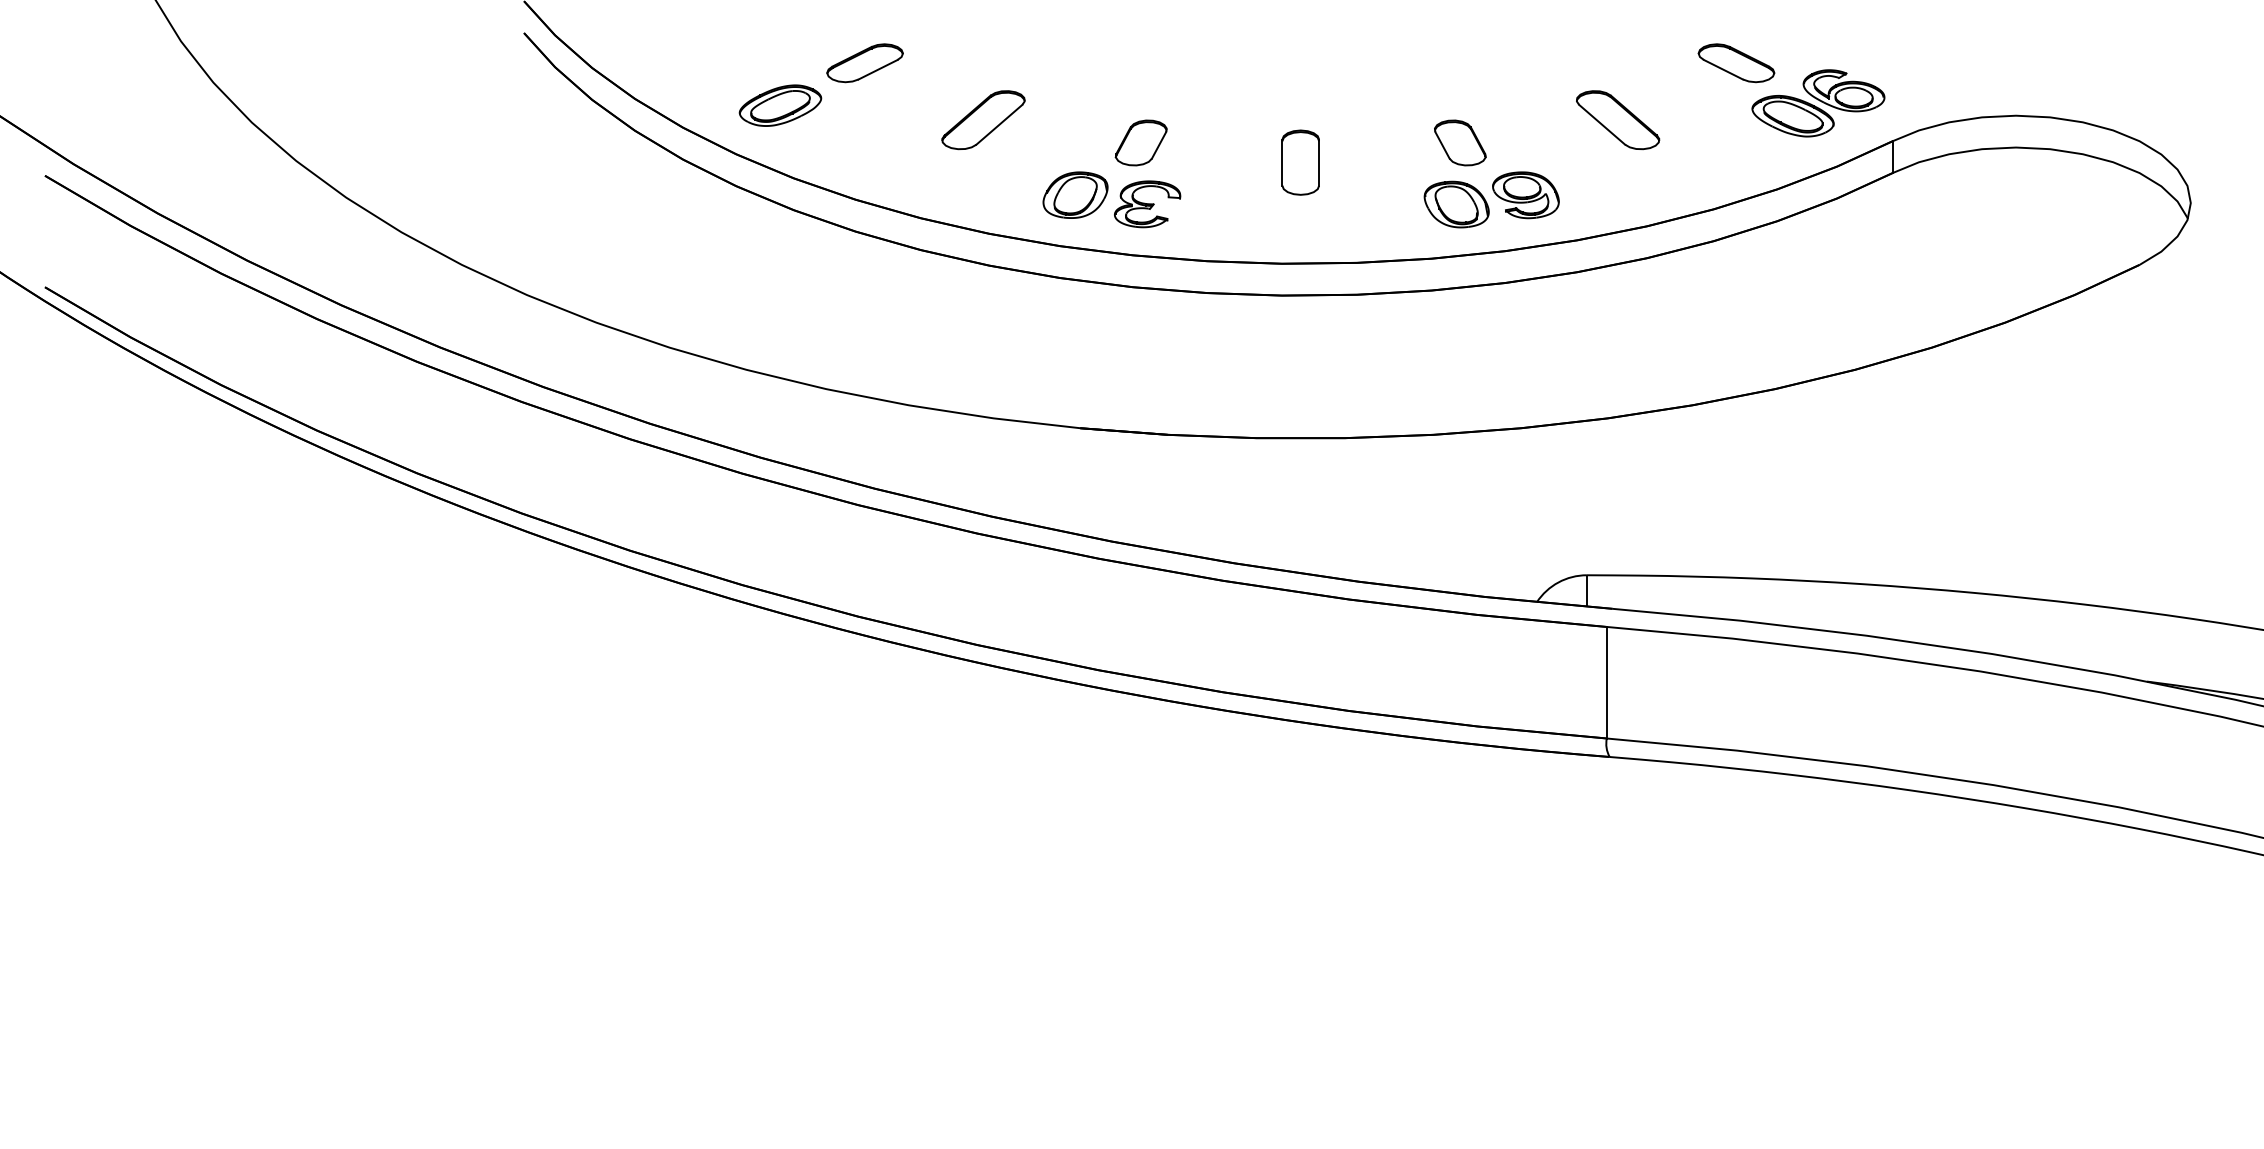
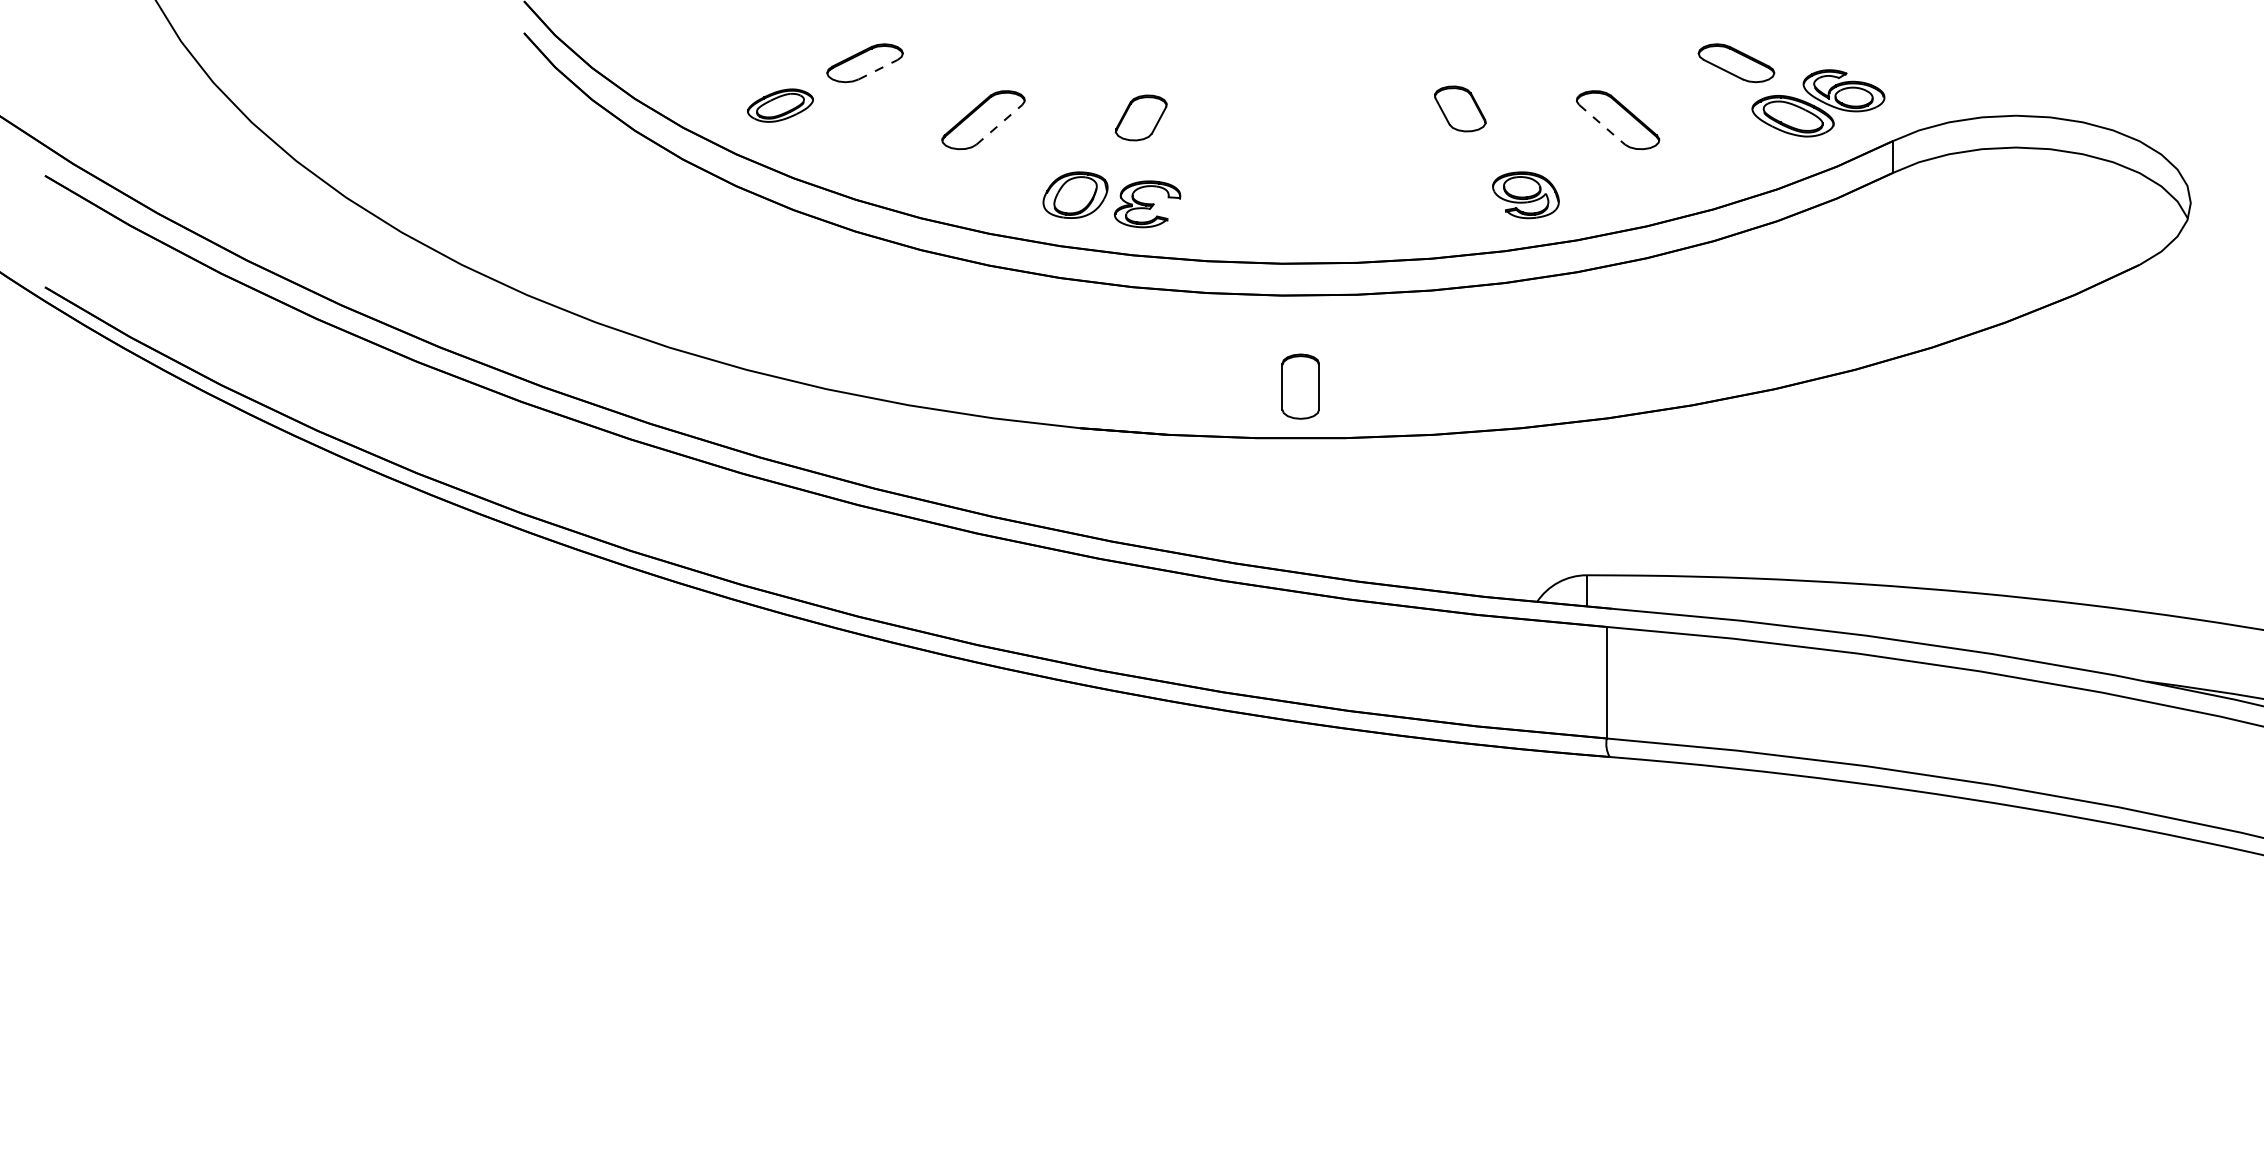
line: solid -> dashed (878, 69)
part size: 85x43 px -> 67x35 px (780, 105)
line: solid -> dashed (999, 124)
line: solid -> dashed (1602, 125)
part position: (1140, 142) -> (1140, 117) (1140, 117)
part position: (1460, 142) -> (1460, 108) (1460, 108)
part position: (1300, 162) -> (1300, 386) (1300, 386)
part: present -> none (1456, 204)
